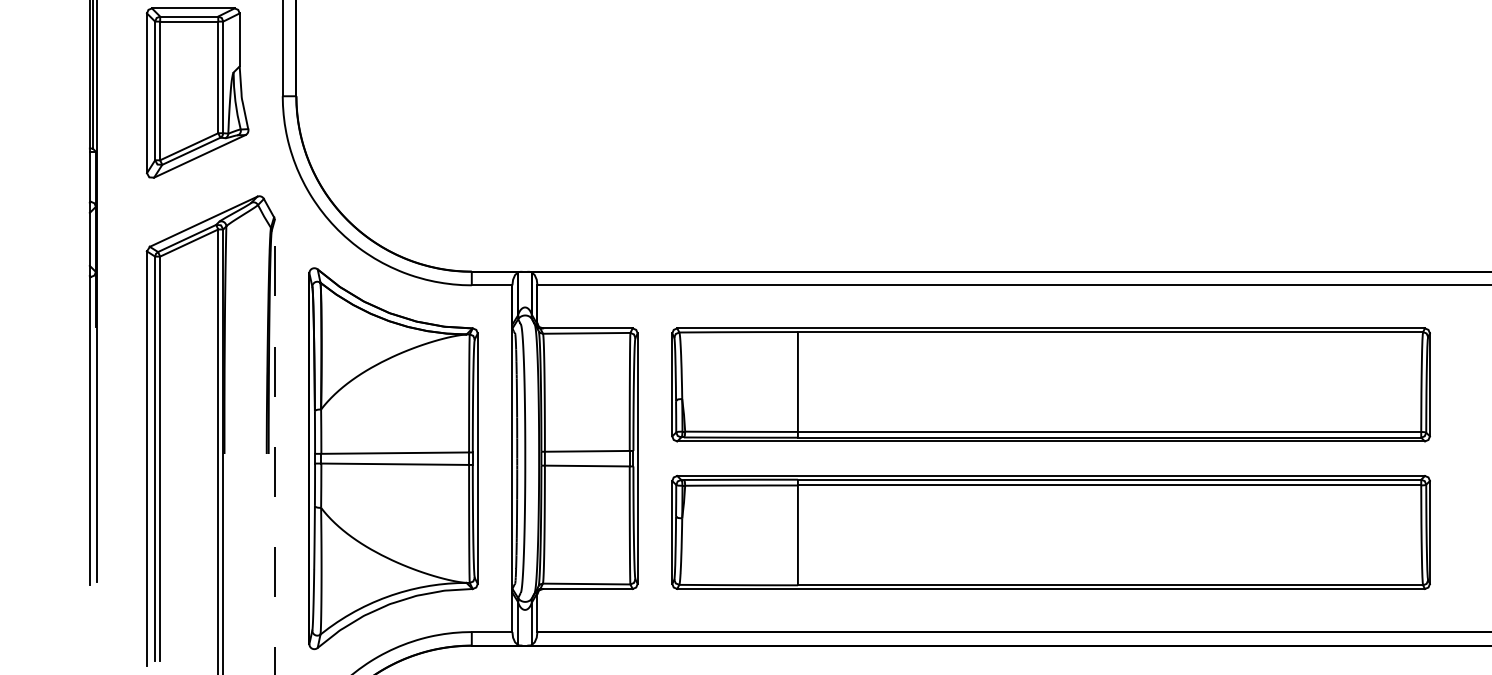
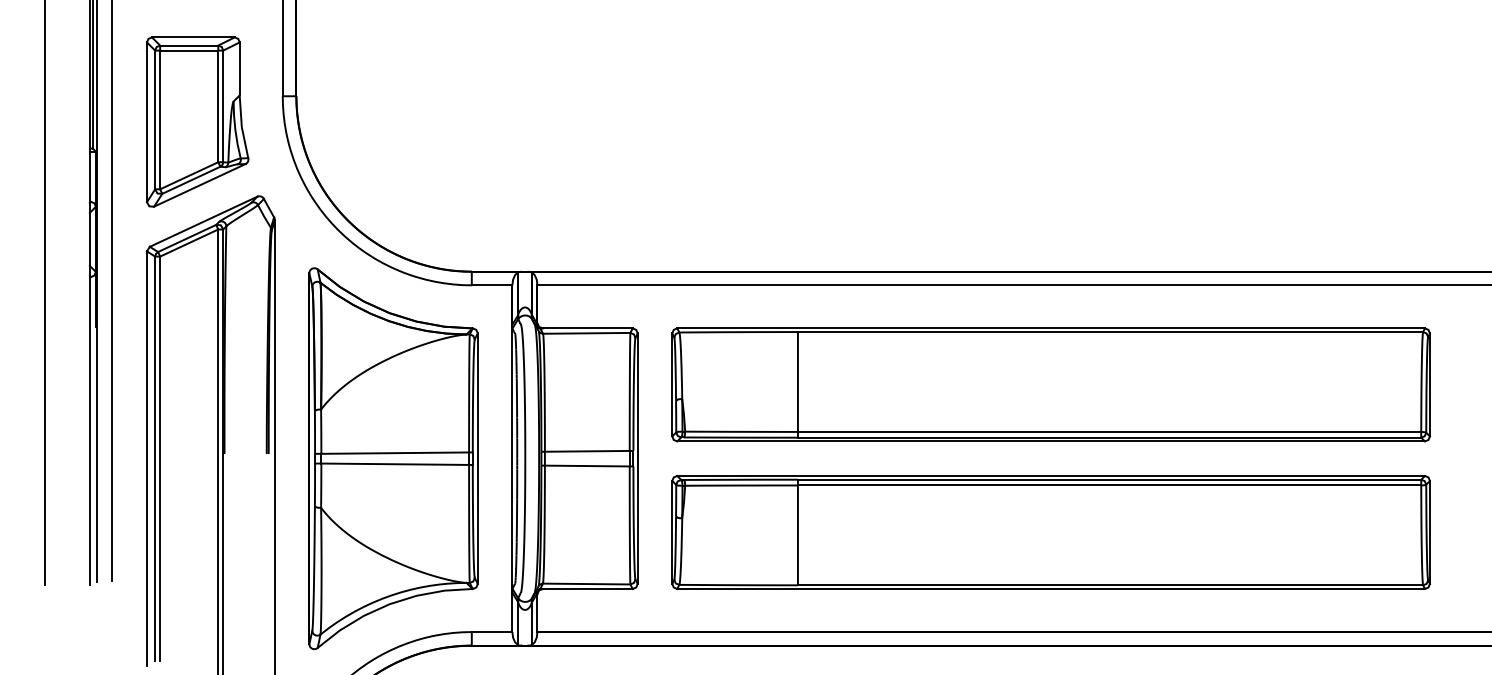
part position: (197, 92) -> (197, 121) (197, 121)
line: none -> present (111, 291)
line: none -> present (44, 293)
line: dashed -> solid (274, 446)
